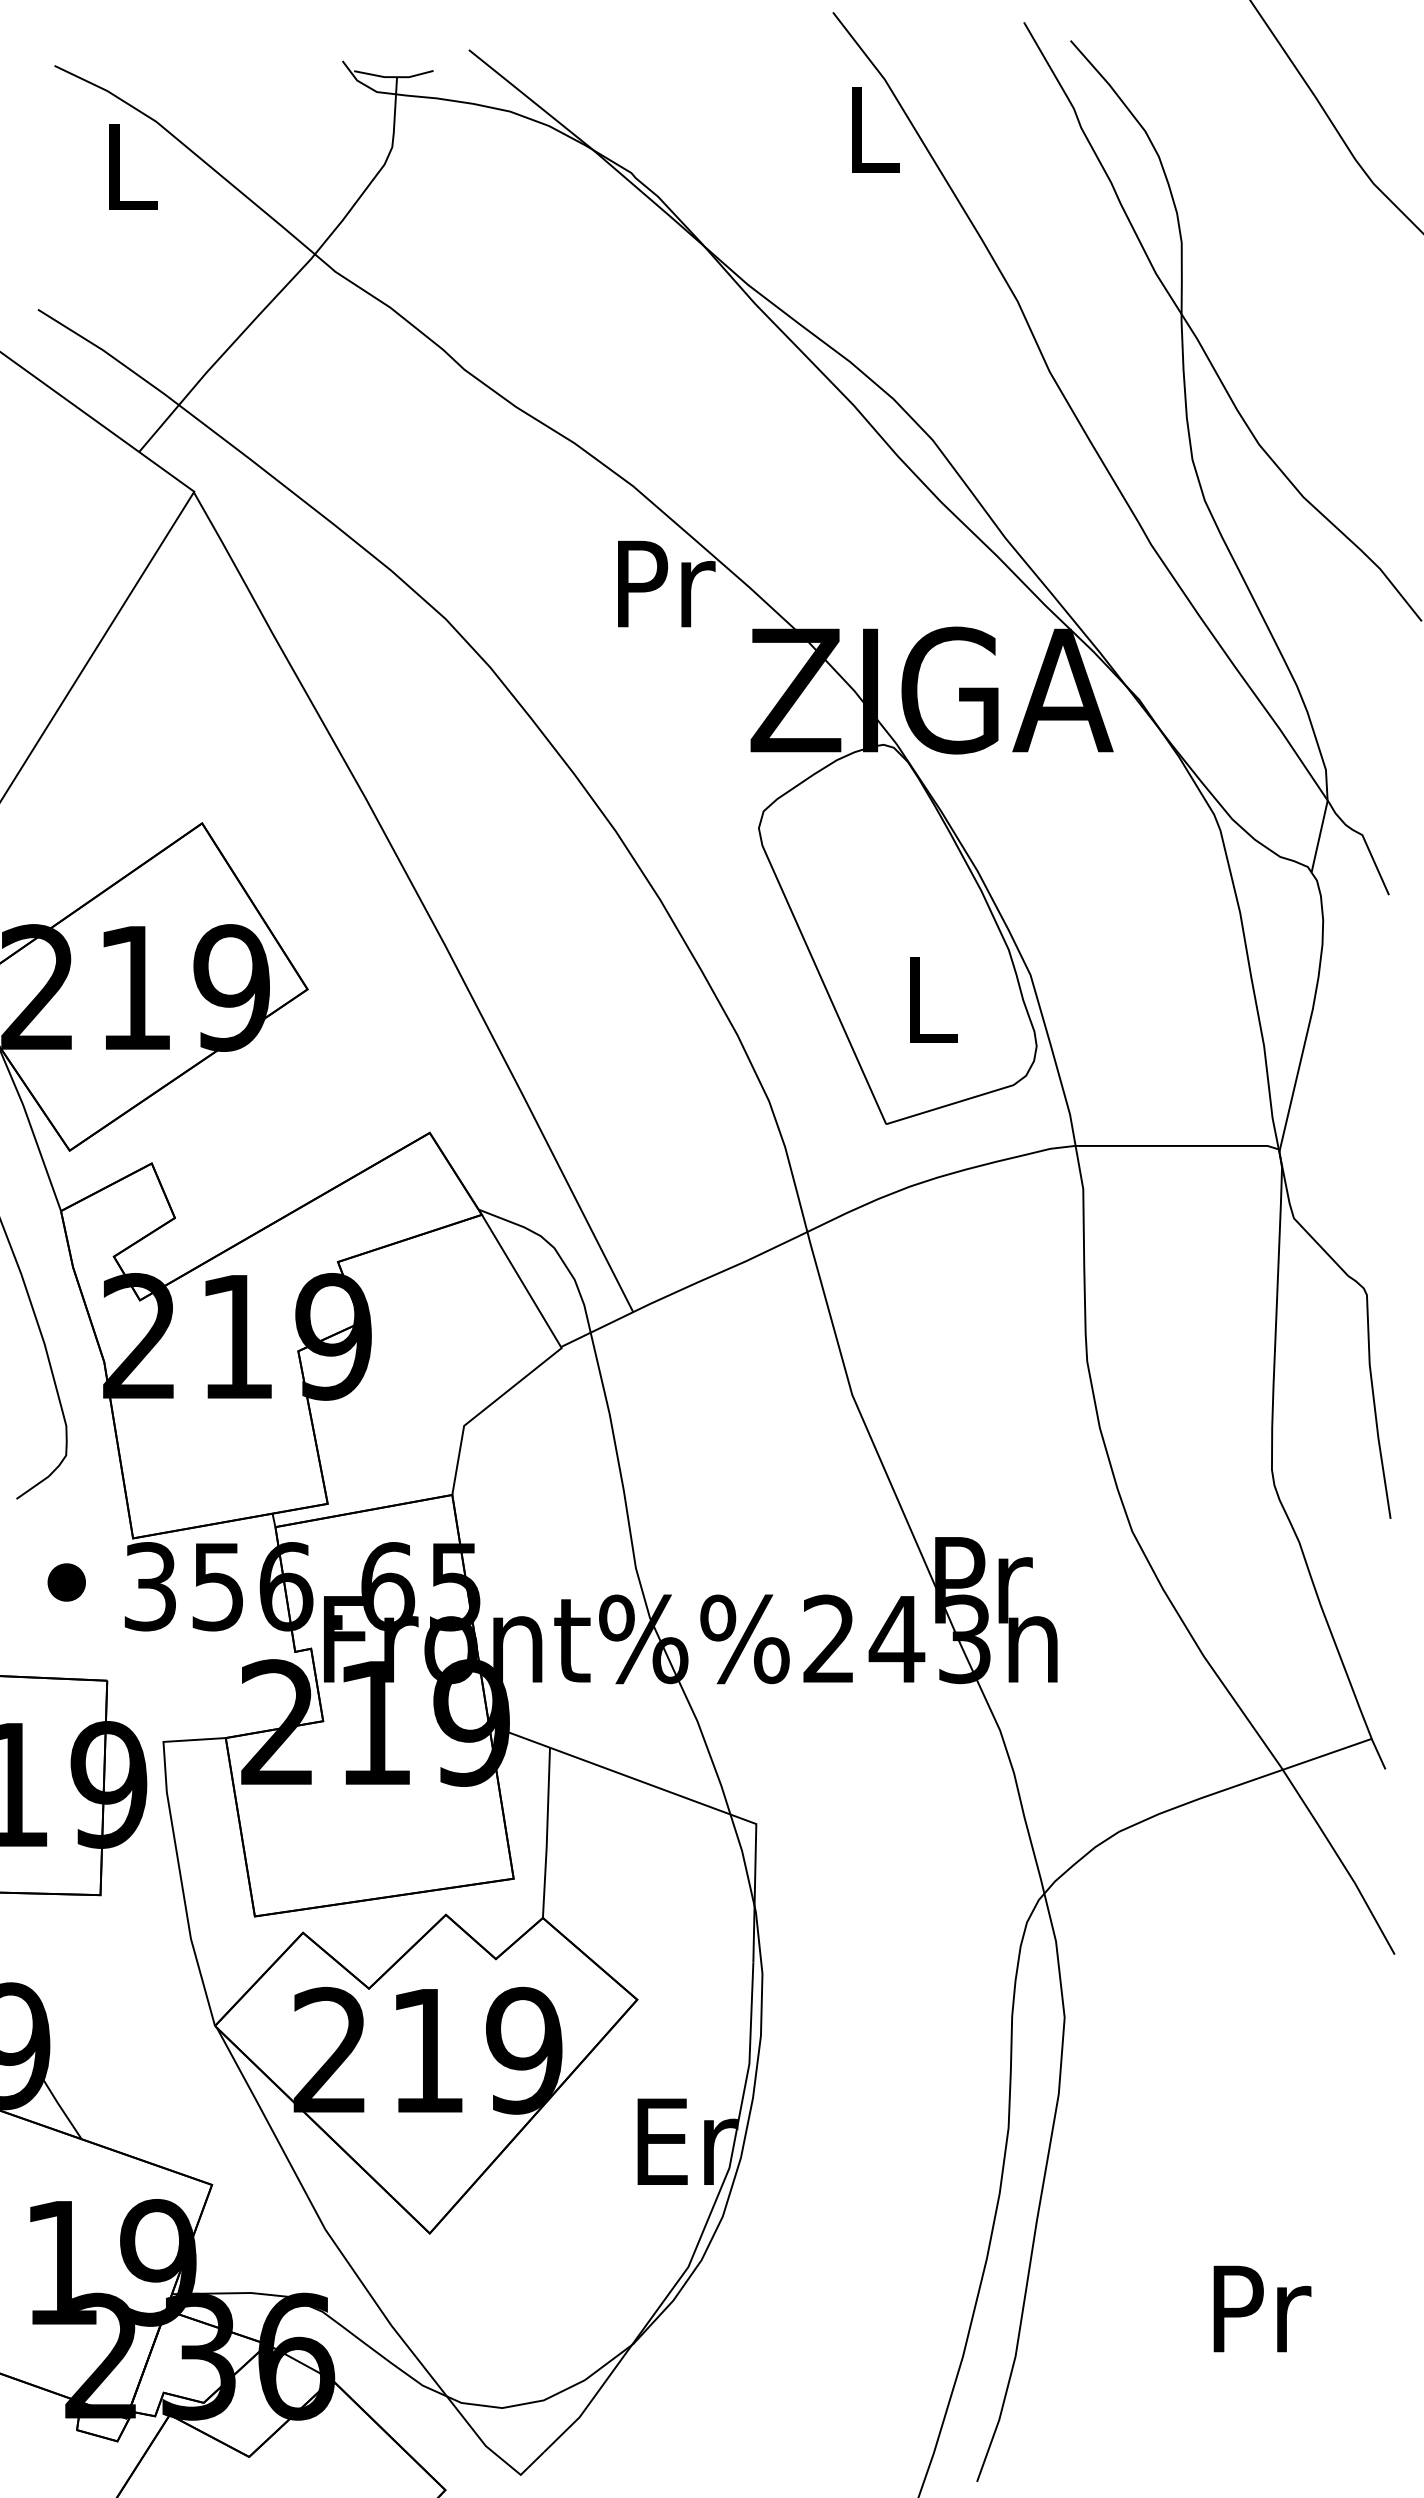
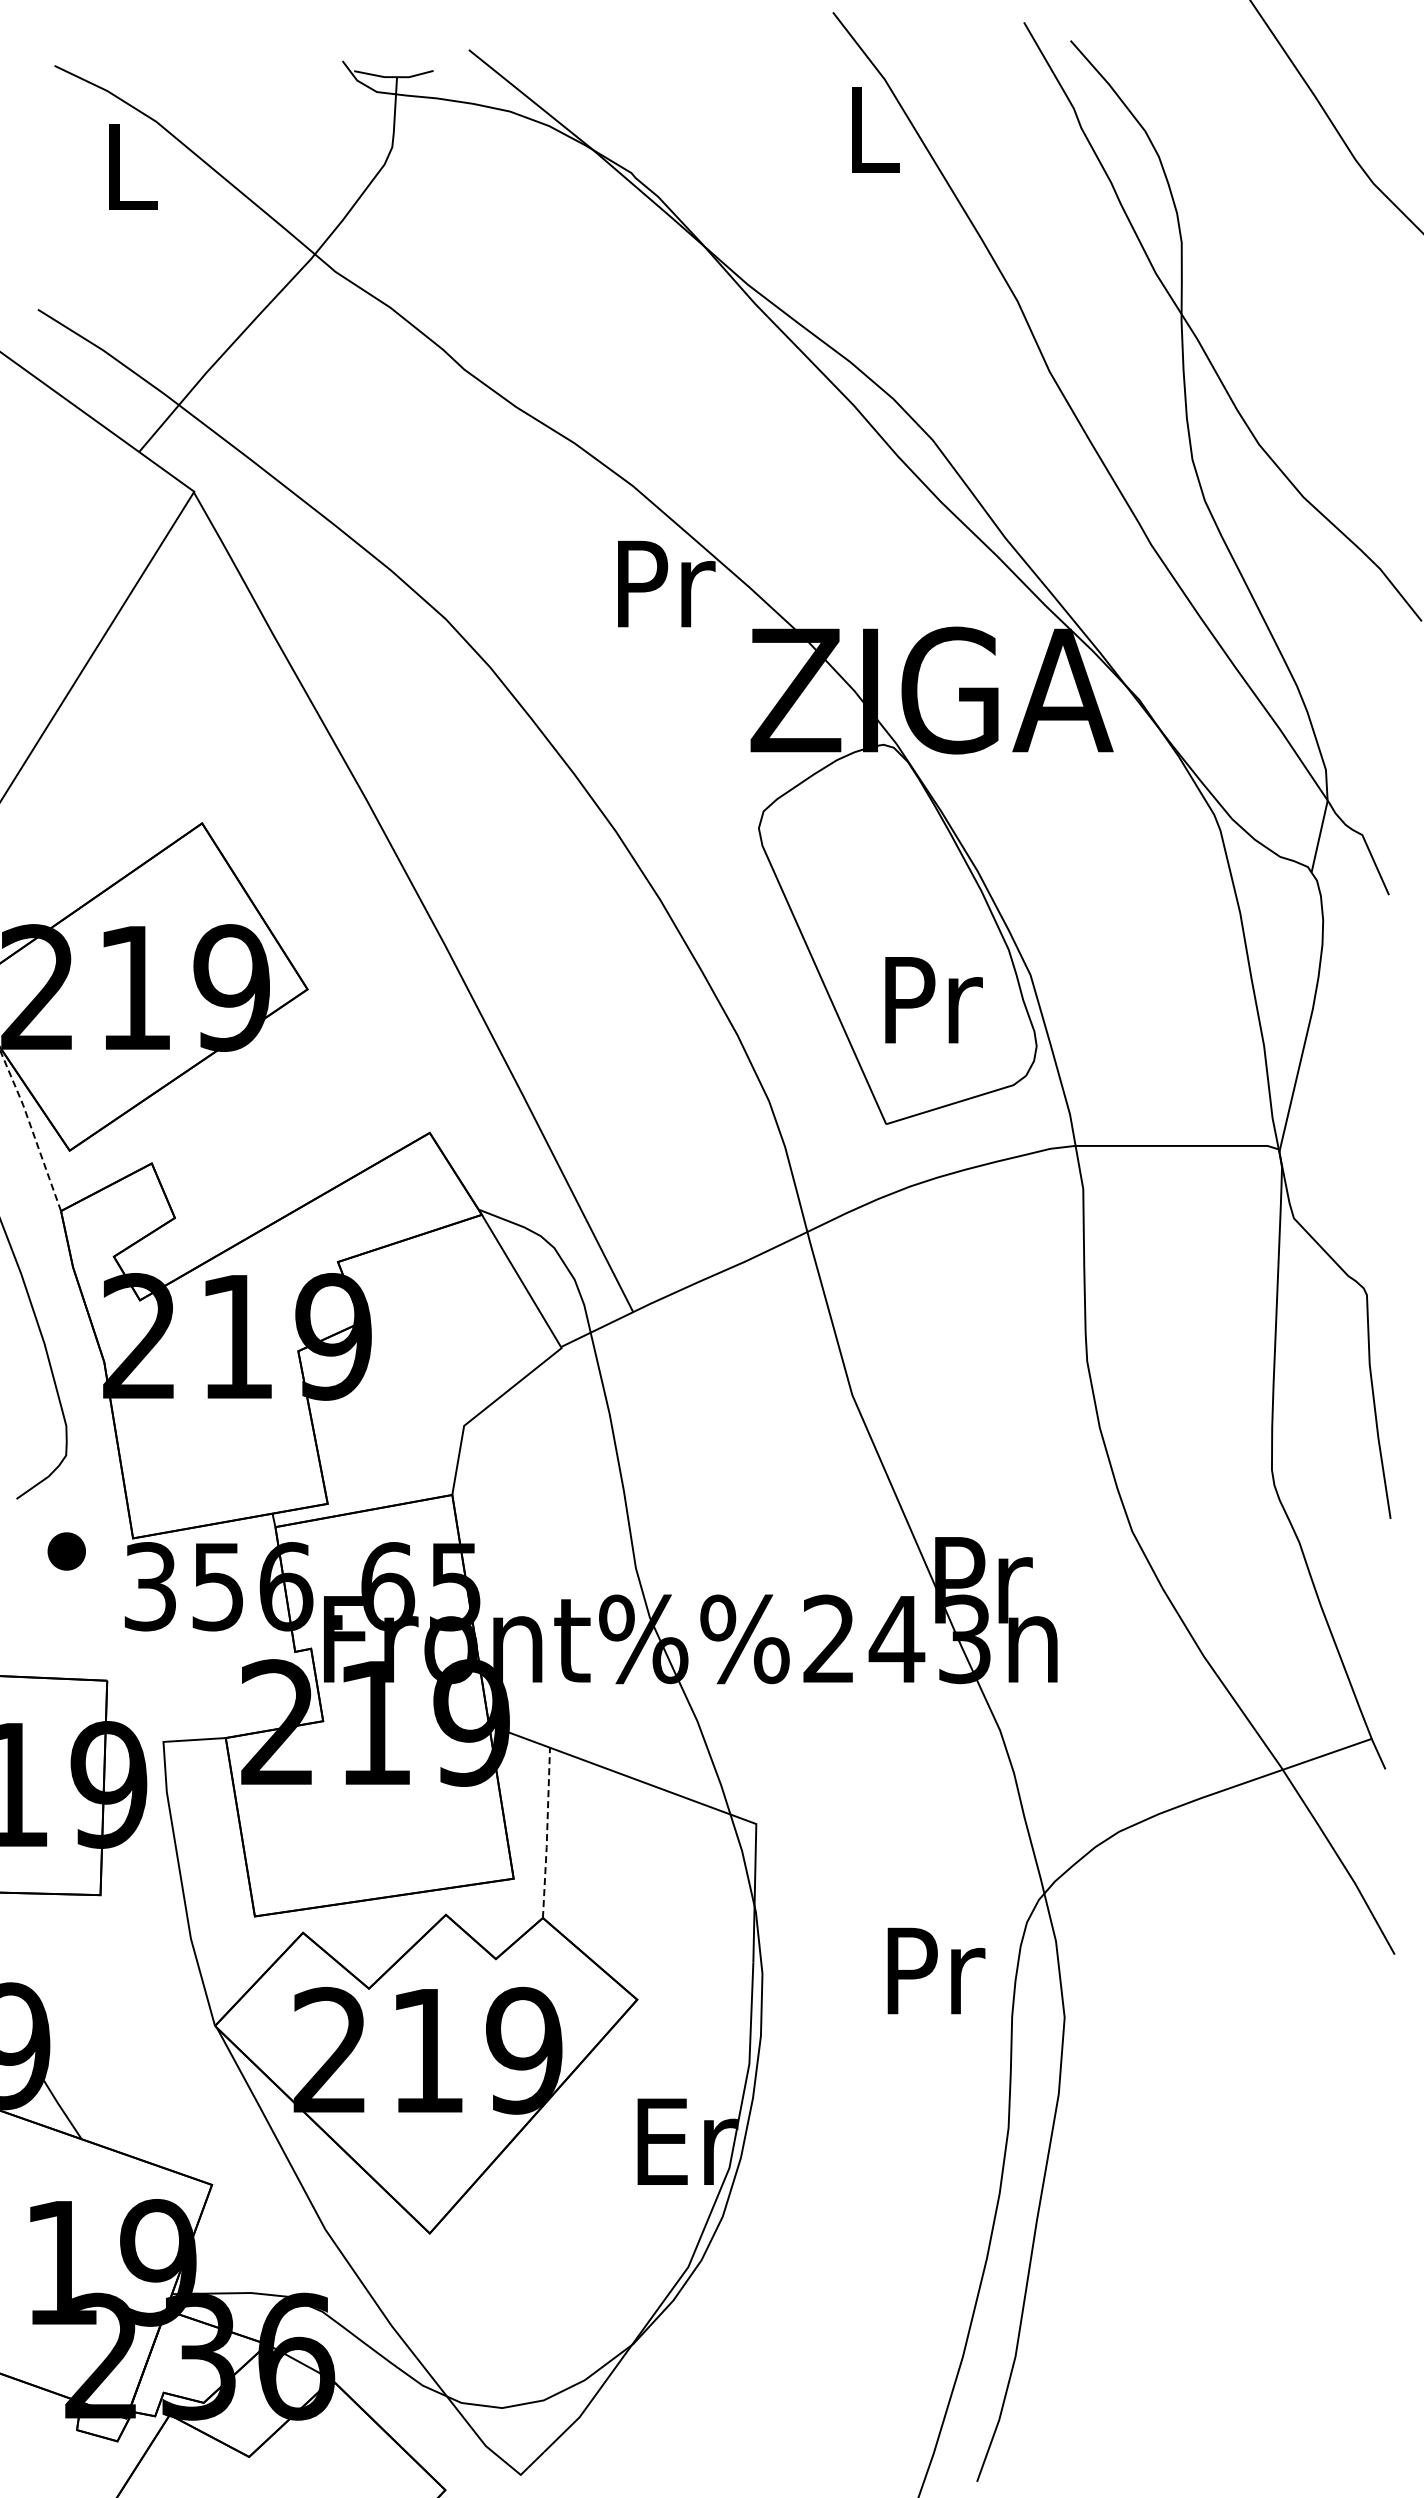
text: L -> Pr (933, 1000)
line: solid -> dashed (31, 1129)
part position: (66, 1582) -> (66, 1551) (66, 1551)
line: solid -> dashed (547, 1833)
text position: (1262, 2308) -> (936, 1970) (936, 1970)
